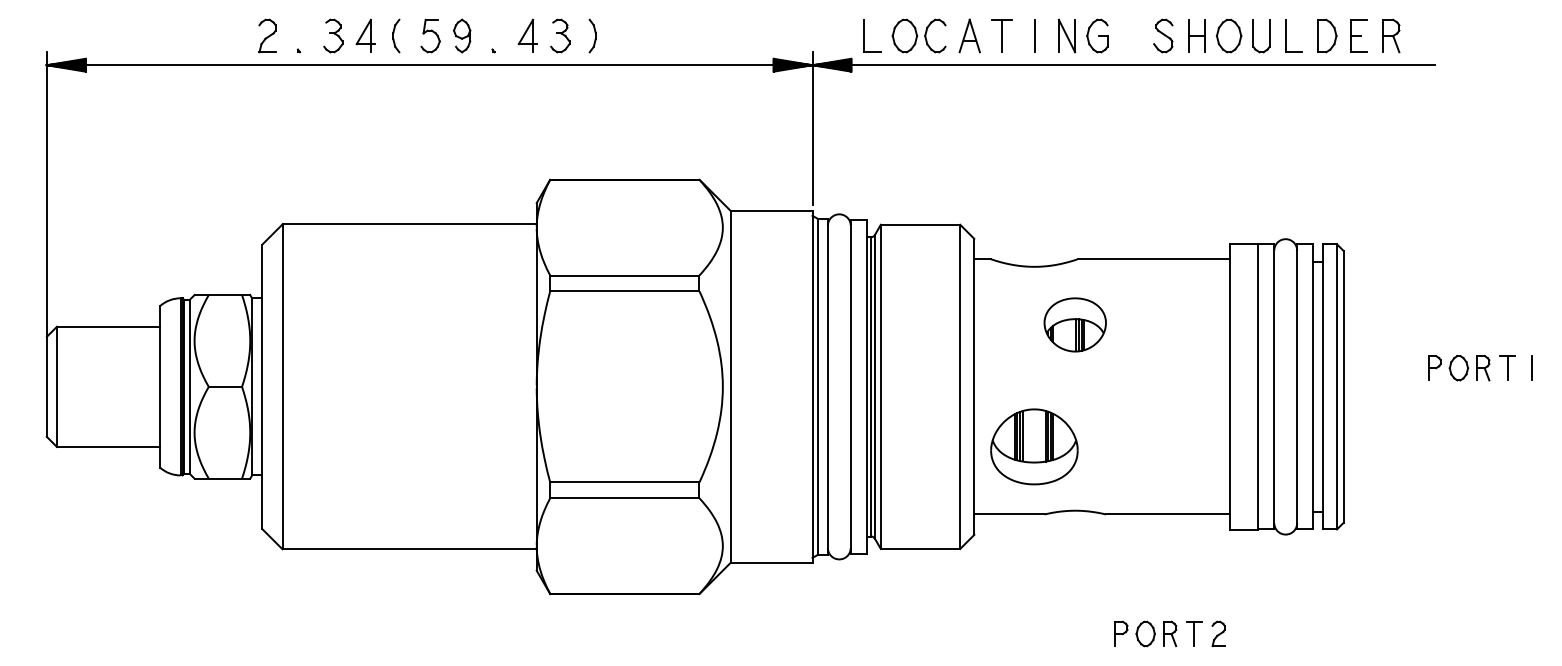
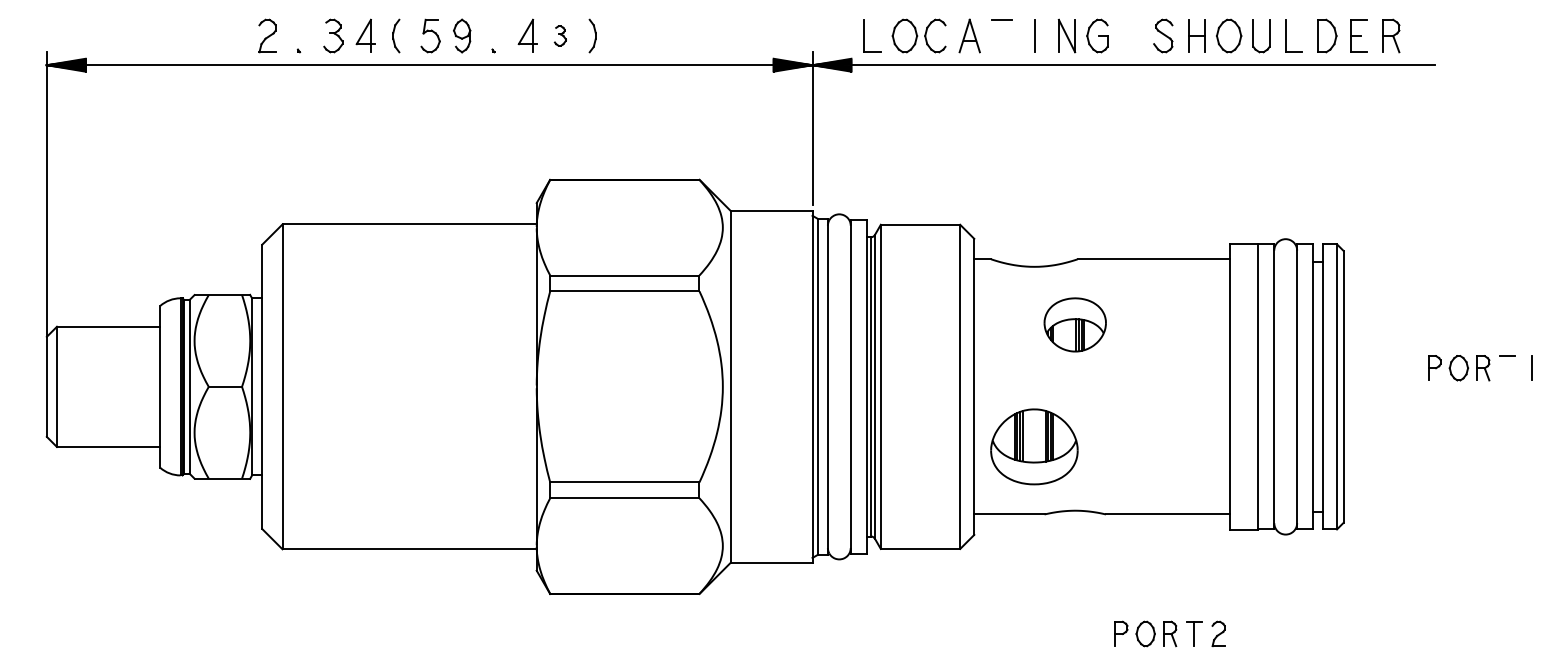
part size: 21x36 px -> 14x22 px (559, 35)
line: present -> none (1002, 35)
line: present -> none (1507, 368)
